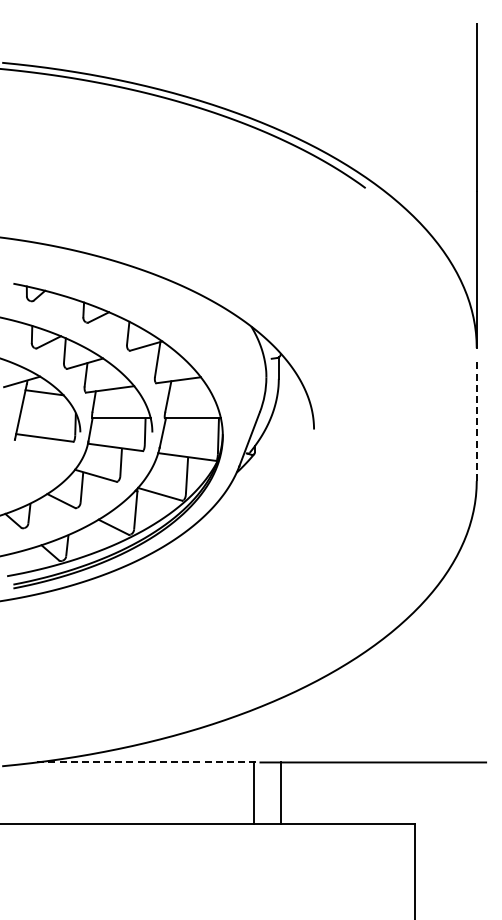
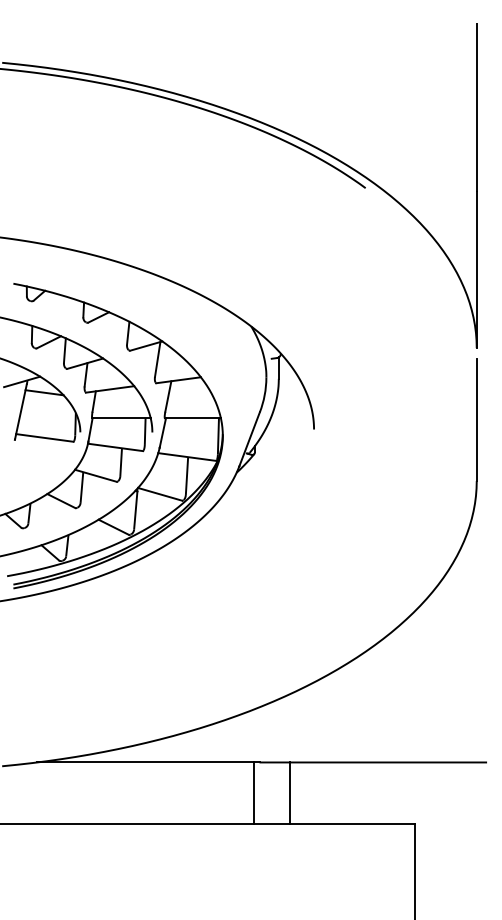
line: dashed -> solid (476, 419)
line: dashed -> solid (148, 762)
line position: (281, 793) -> (290, 793) (290, 793)
